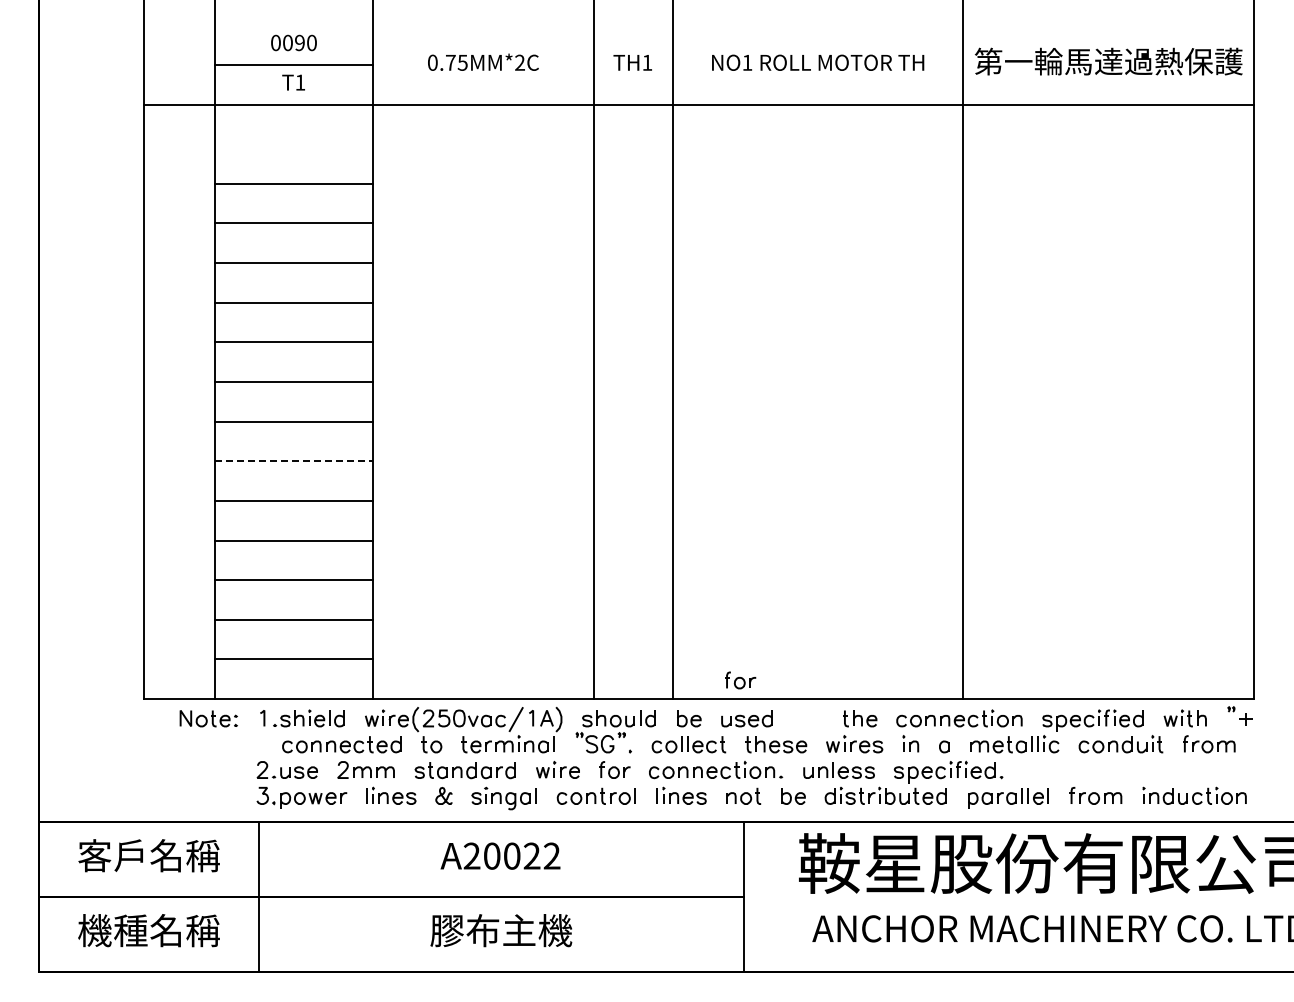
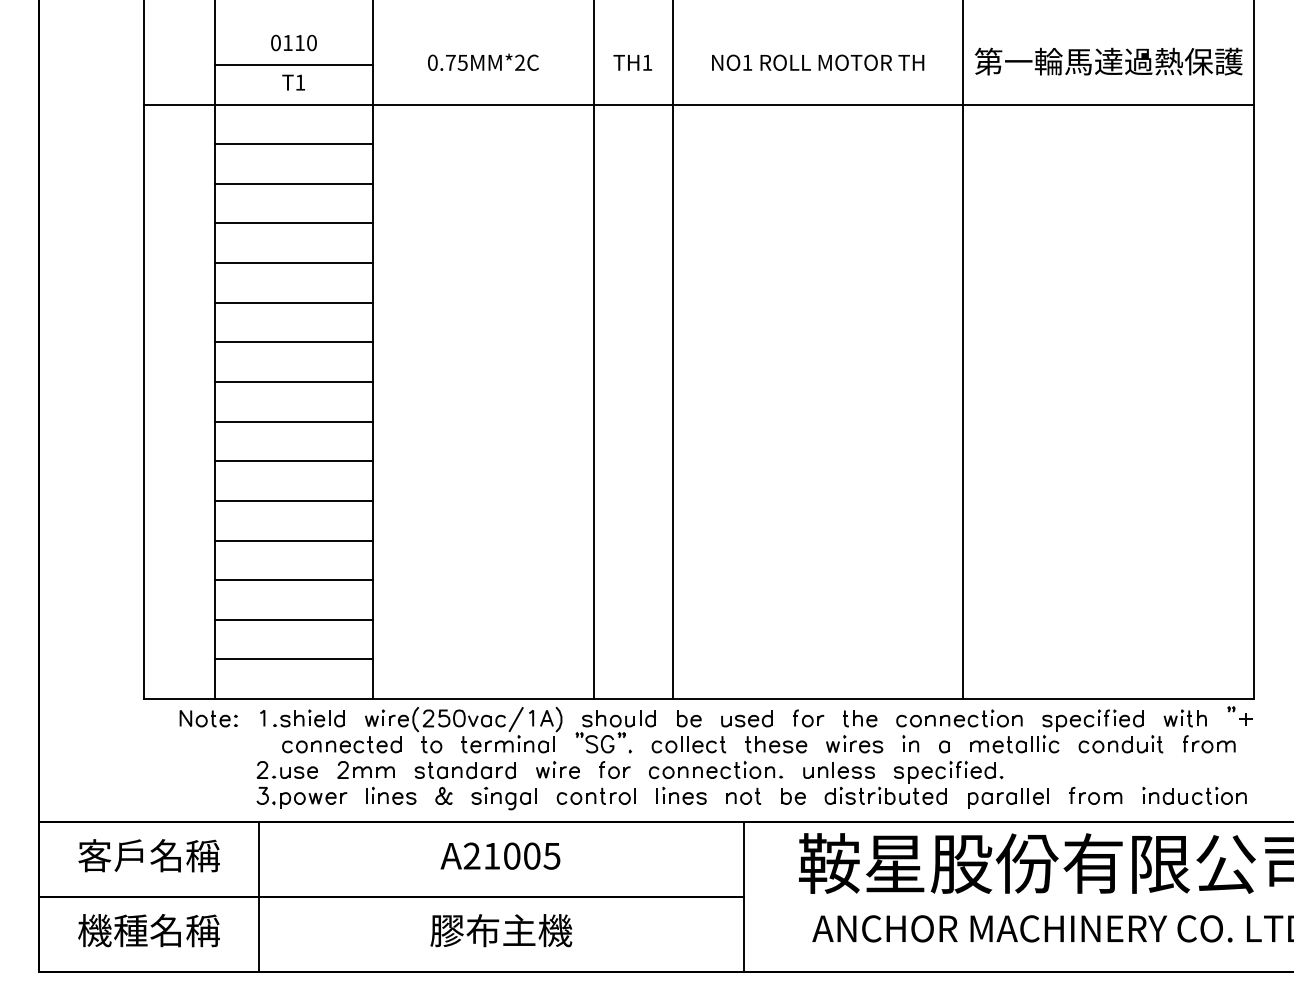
text: 0090 -> 0110 (293, 42)
line: none -> present (293, 144)
line: dashed -> solid (294, 461)
part position: (740, 680) -> (808, 718) (808, 718)
text: A20022 -> A21005 (522, 855)
